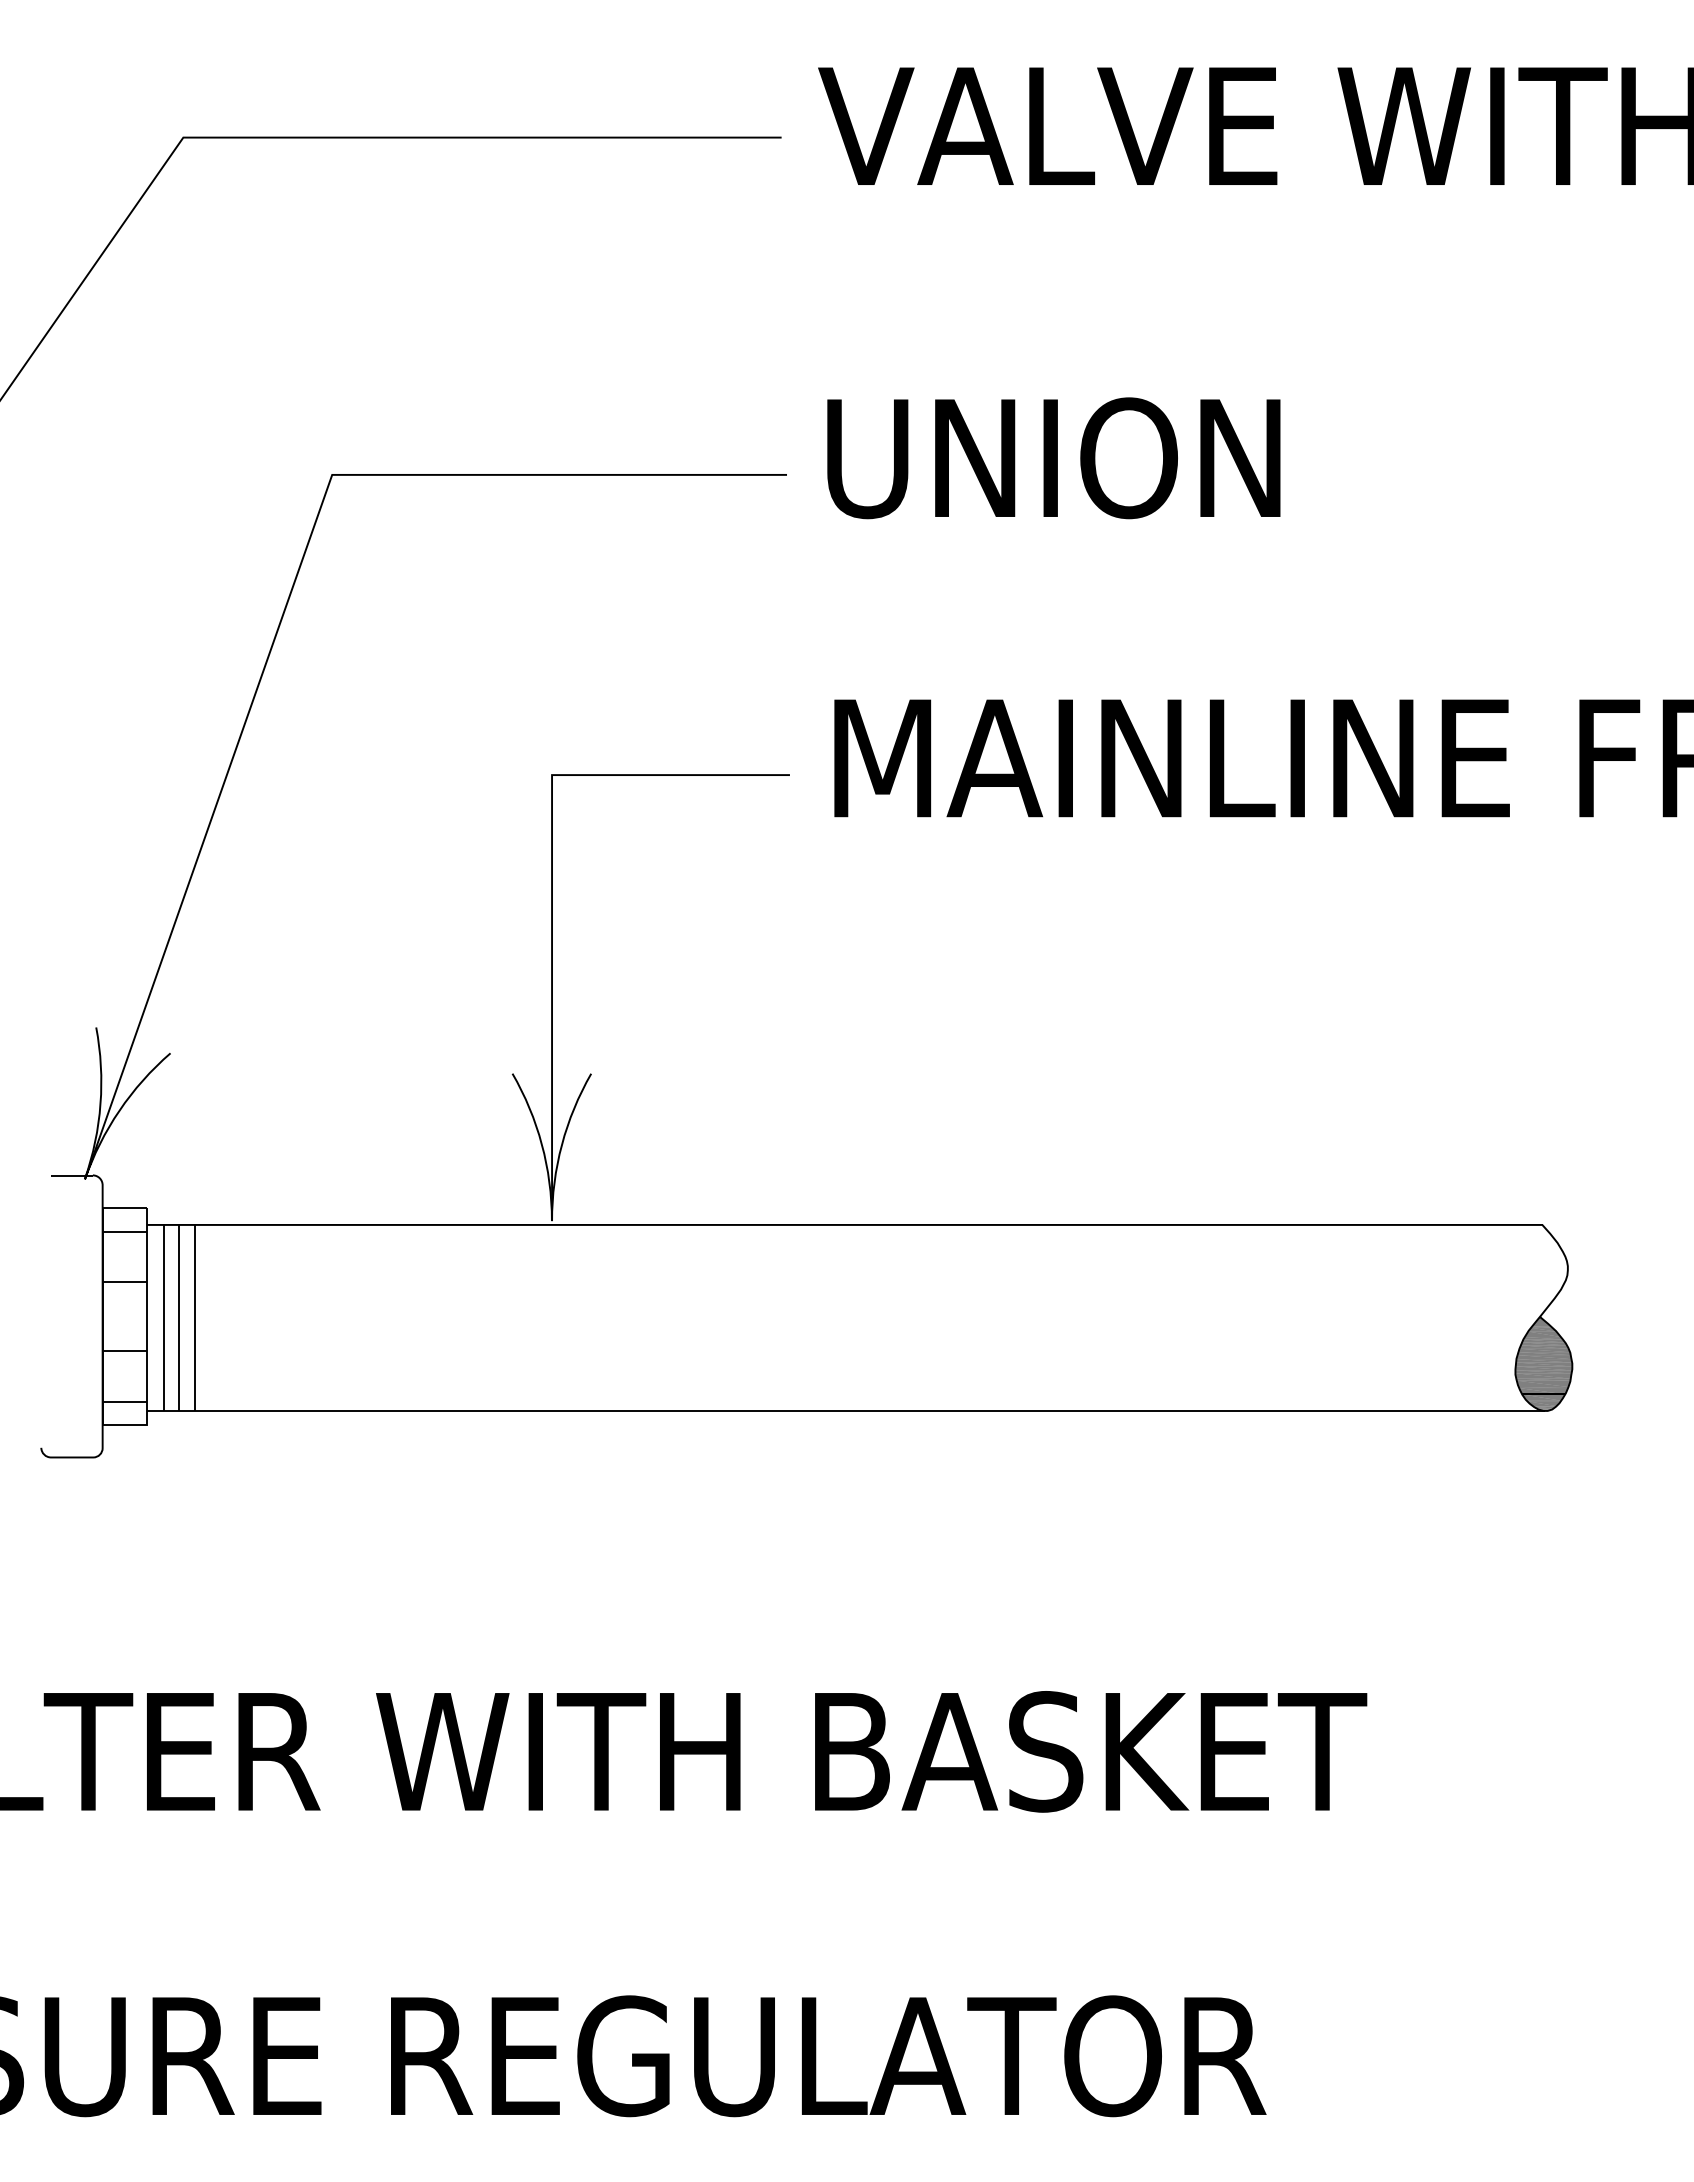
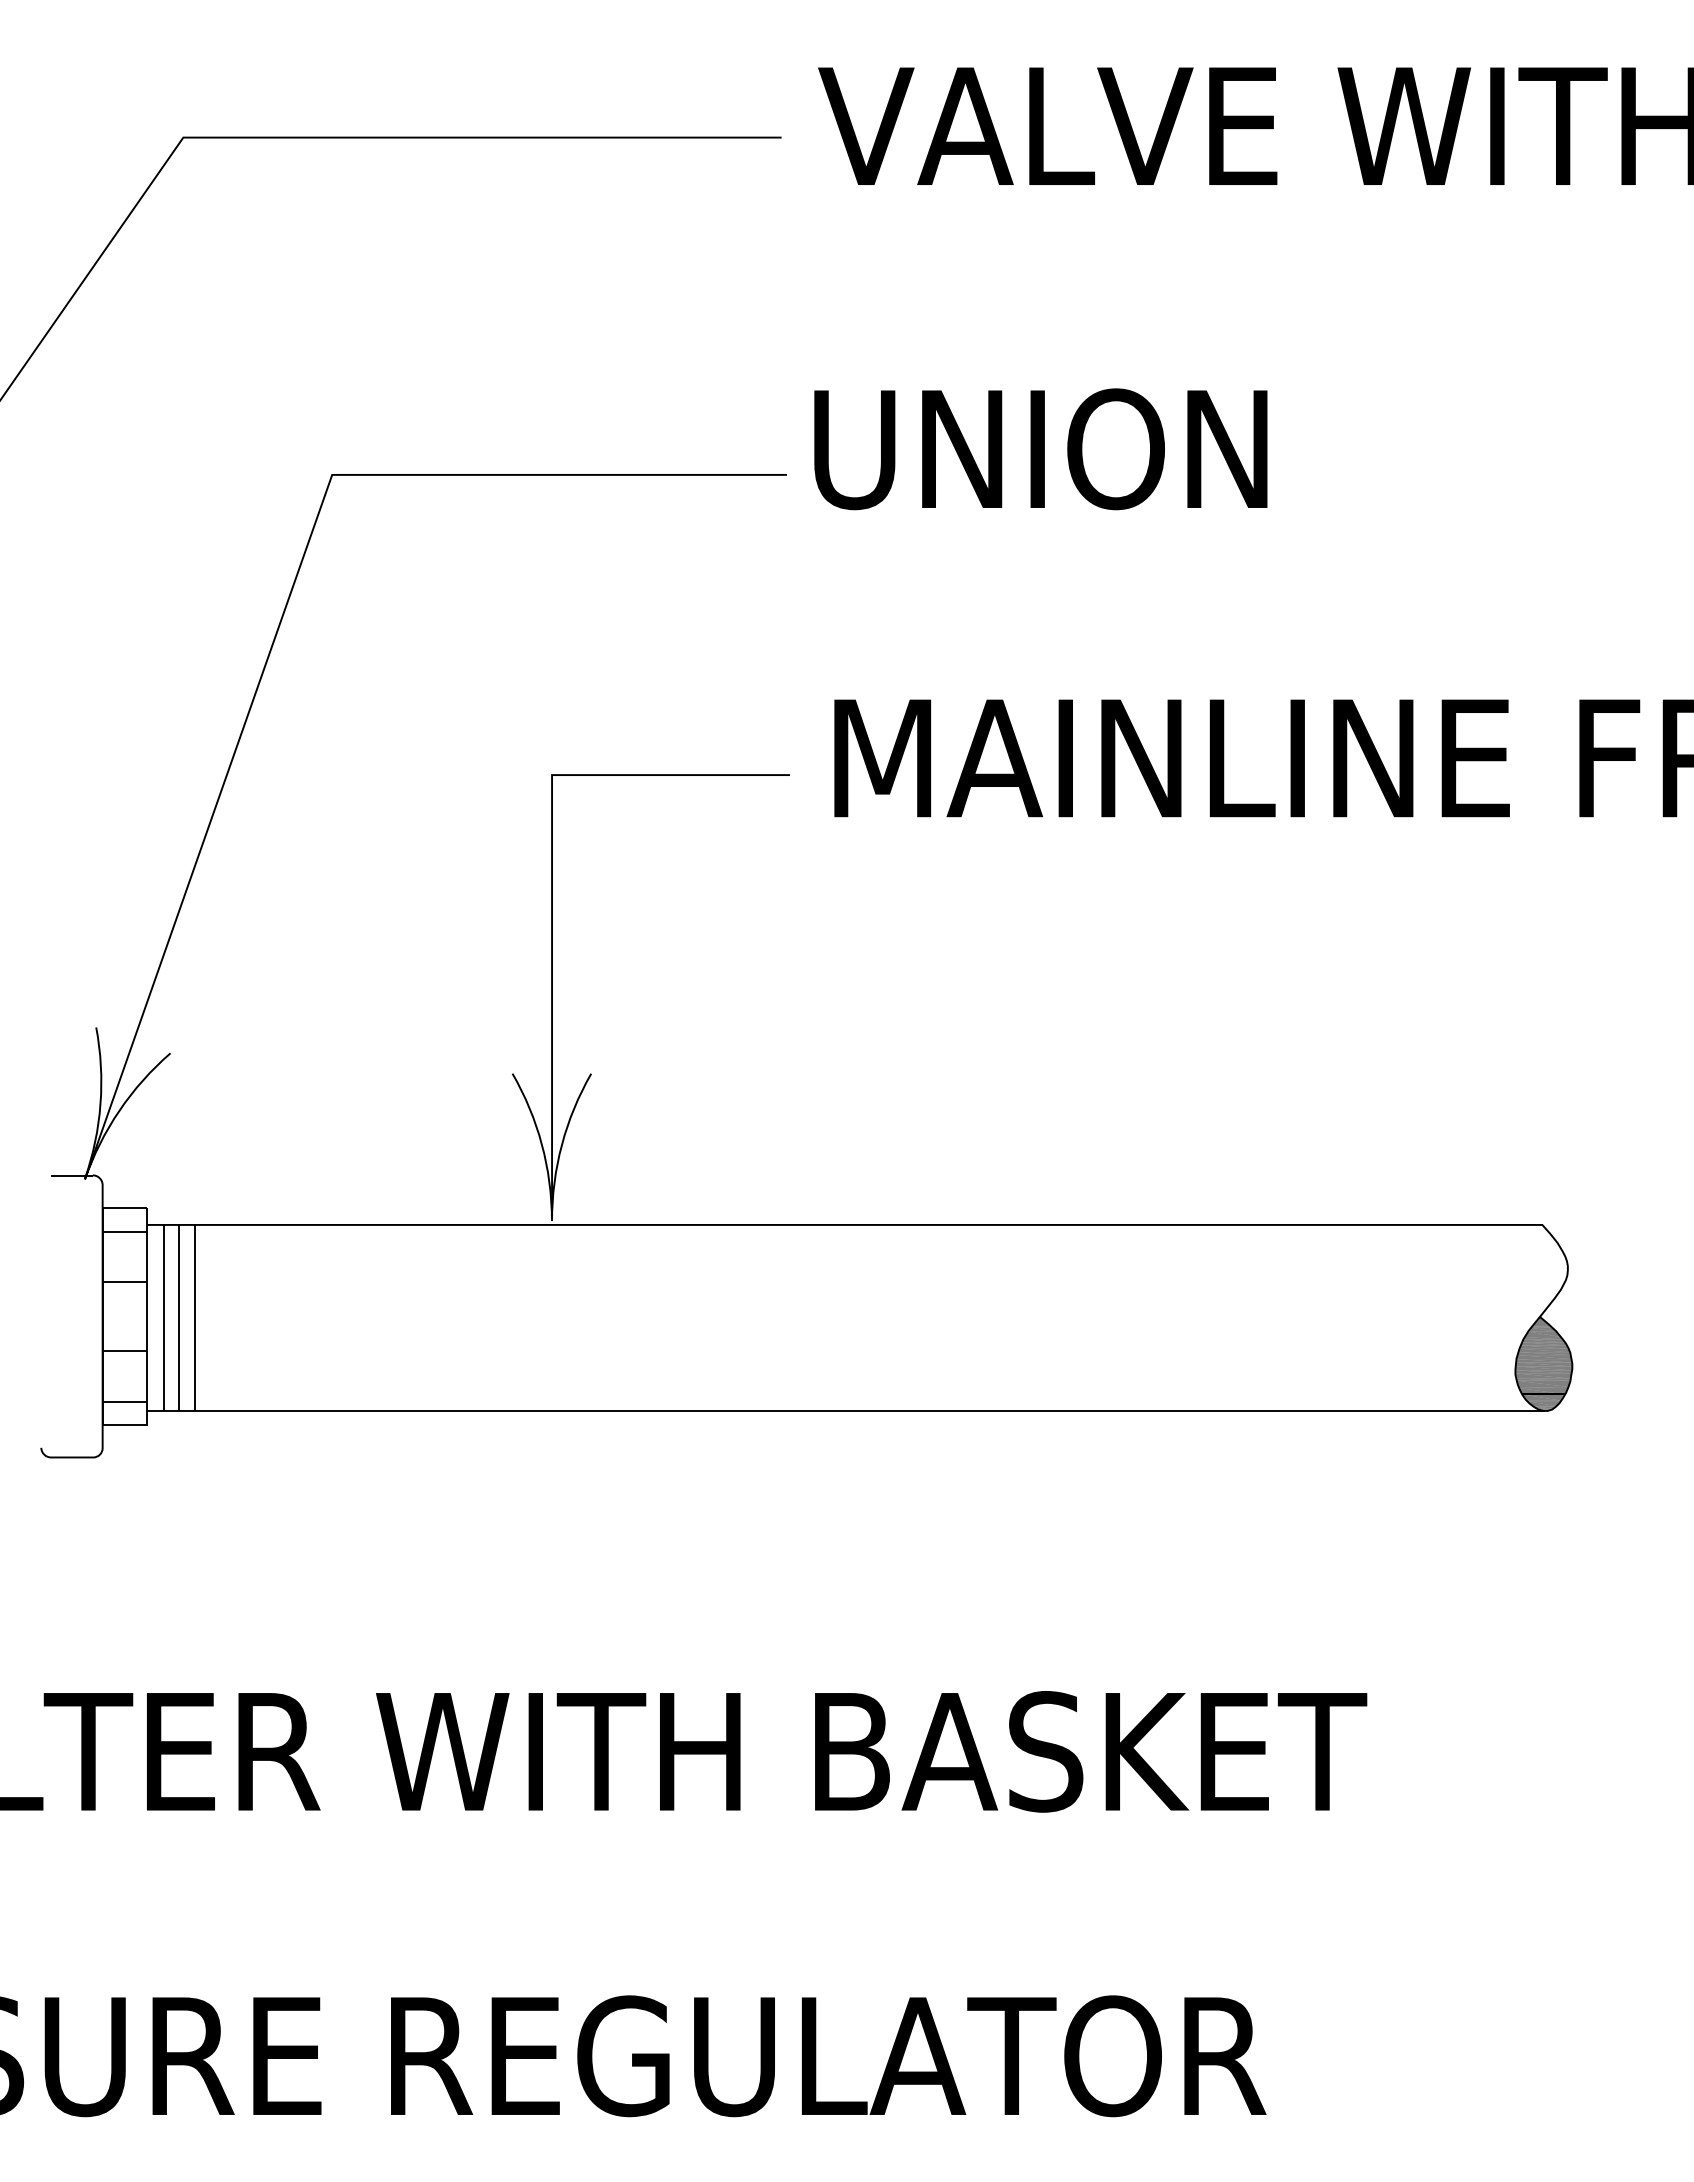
text position: (1053, 458) -> (1040, 449) (1040, 449)
